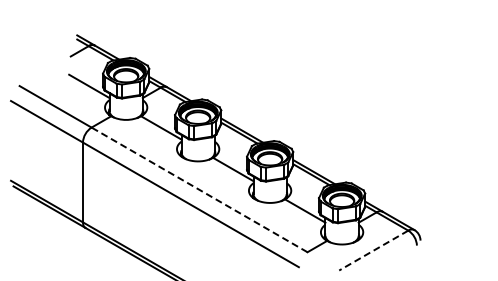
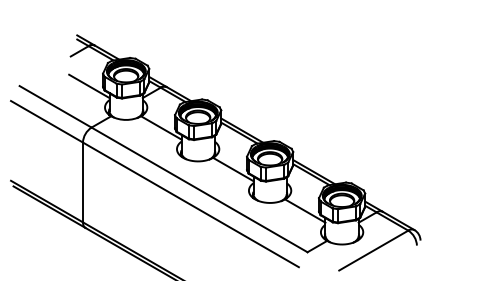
line: dashed -> solid (199, 189)
line: dashed -> solid (373, 250)
